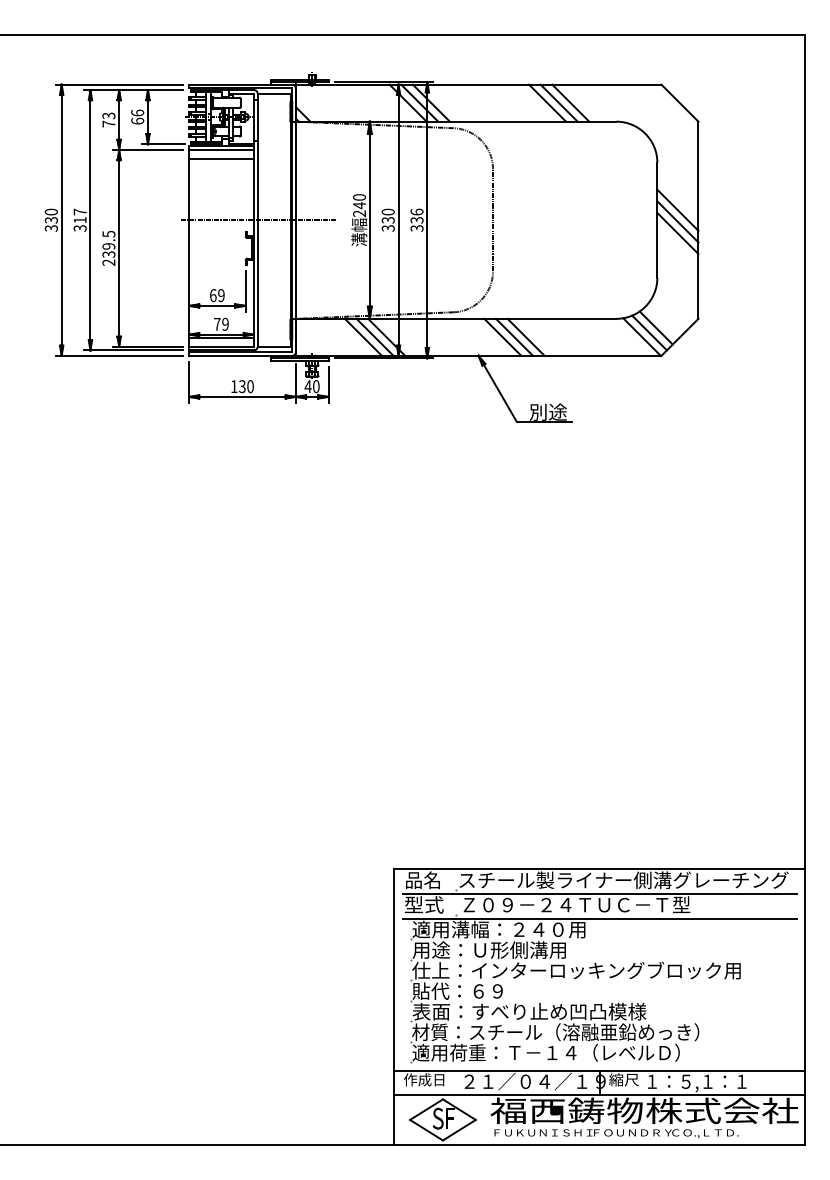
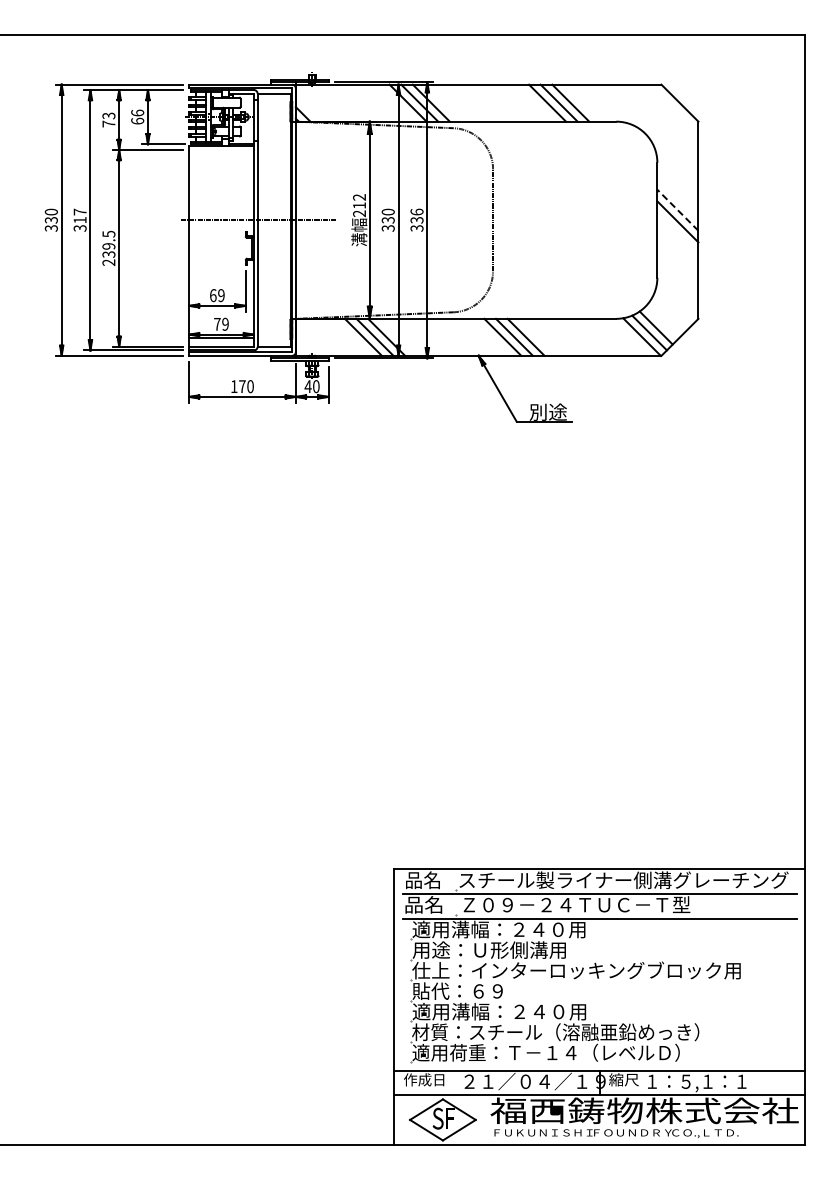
line: present -> none (221, 150)
line: present -> none (221, 158)
text: 240 -> 212 (359, 201)
line: solid -> dashed (677, 209)
line: present -> none (677, 233)
text: 130 -> 170 (242, 386)
text: 型式 -> 品名 (423, 904)
text: 表面：すべり止め凹凸模様 -> 適用溝幅：２４０用 (529, 1011)
